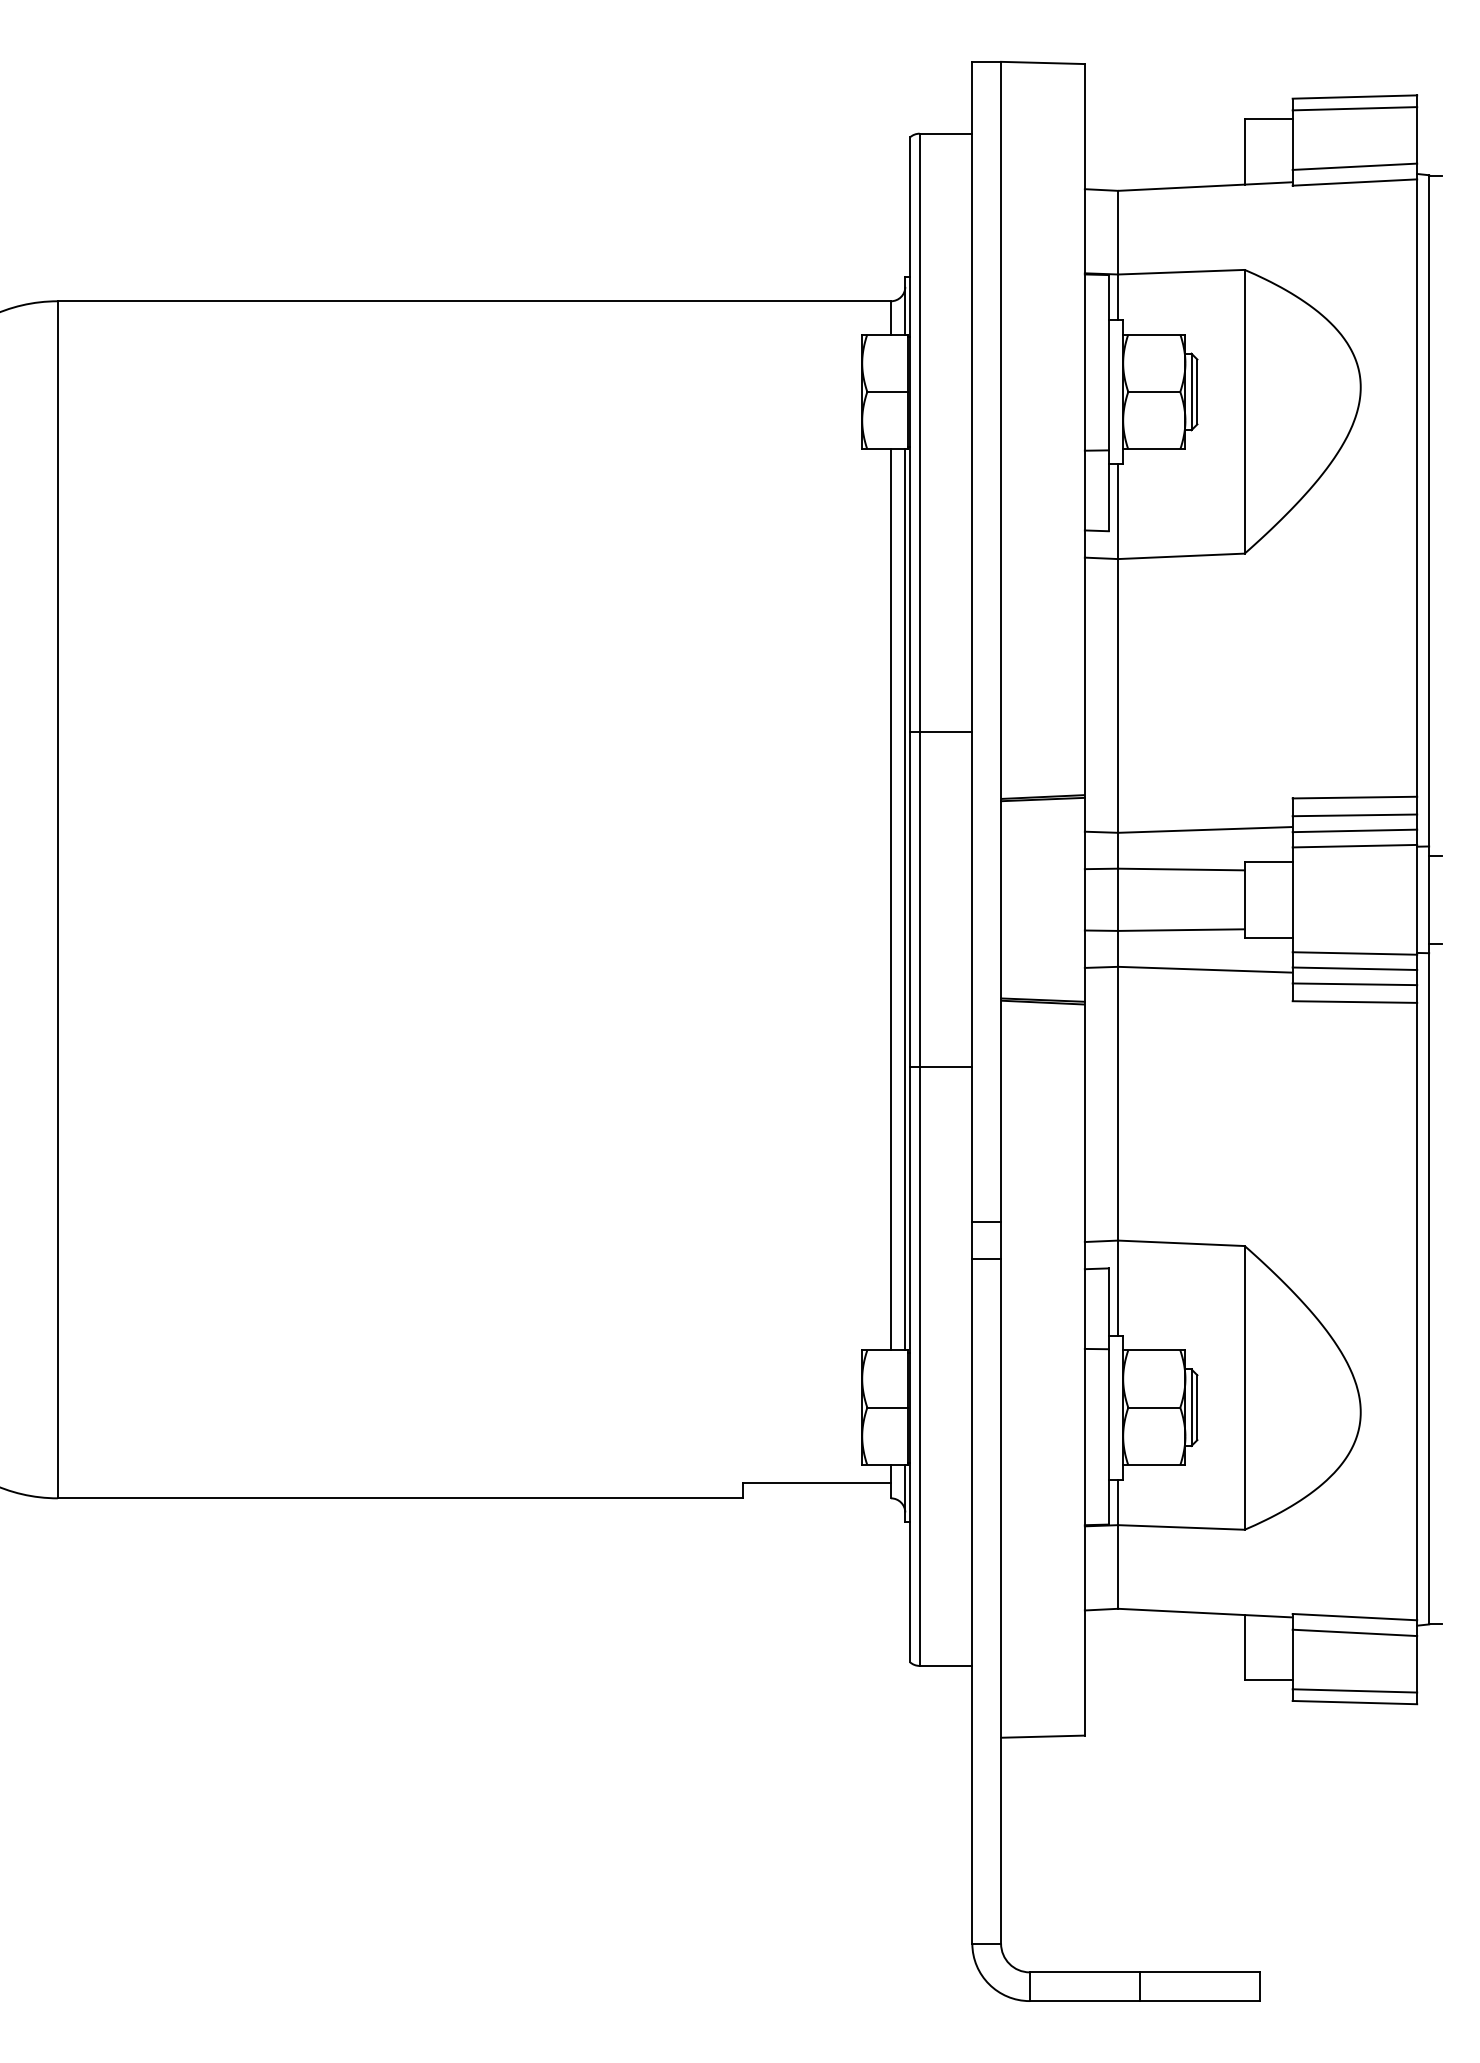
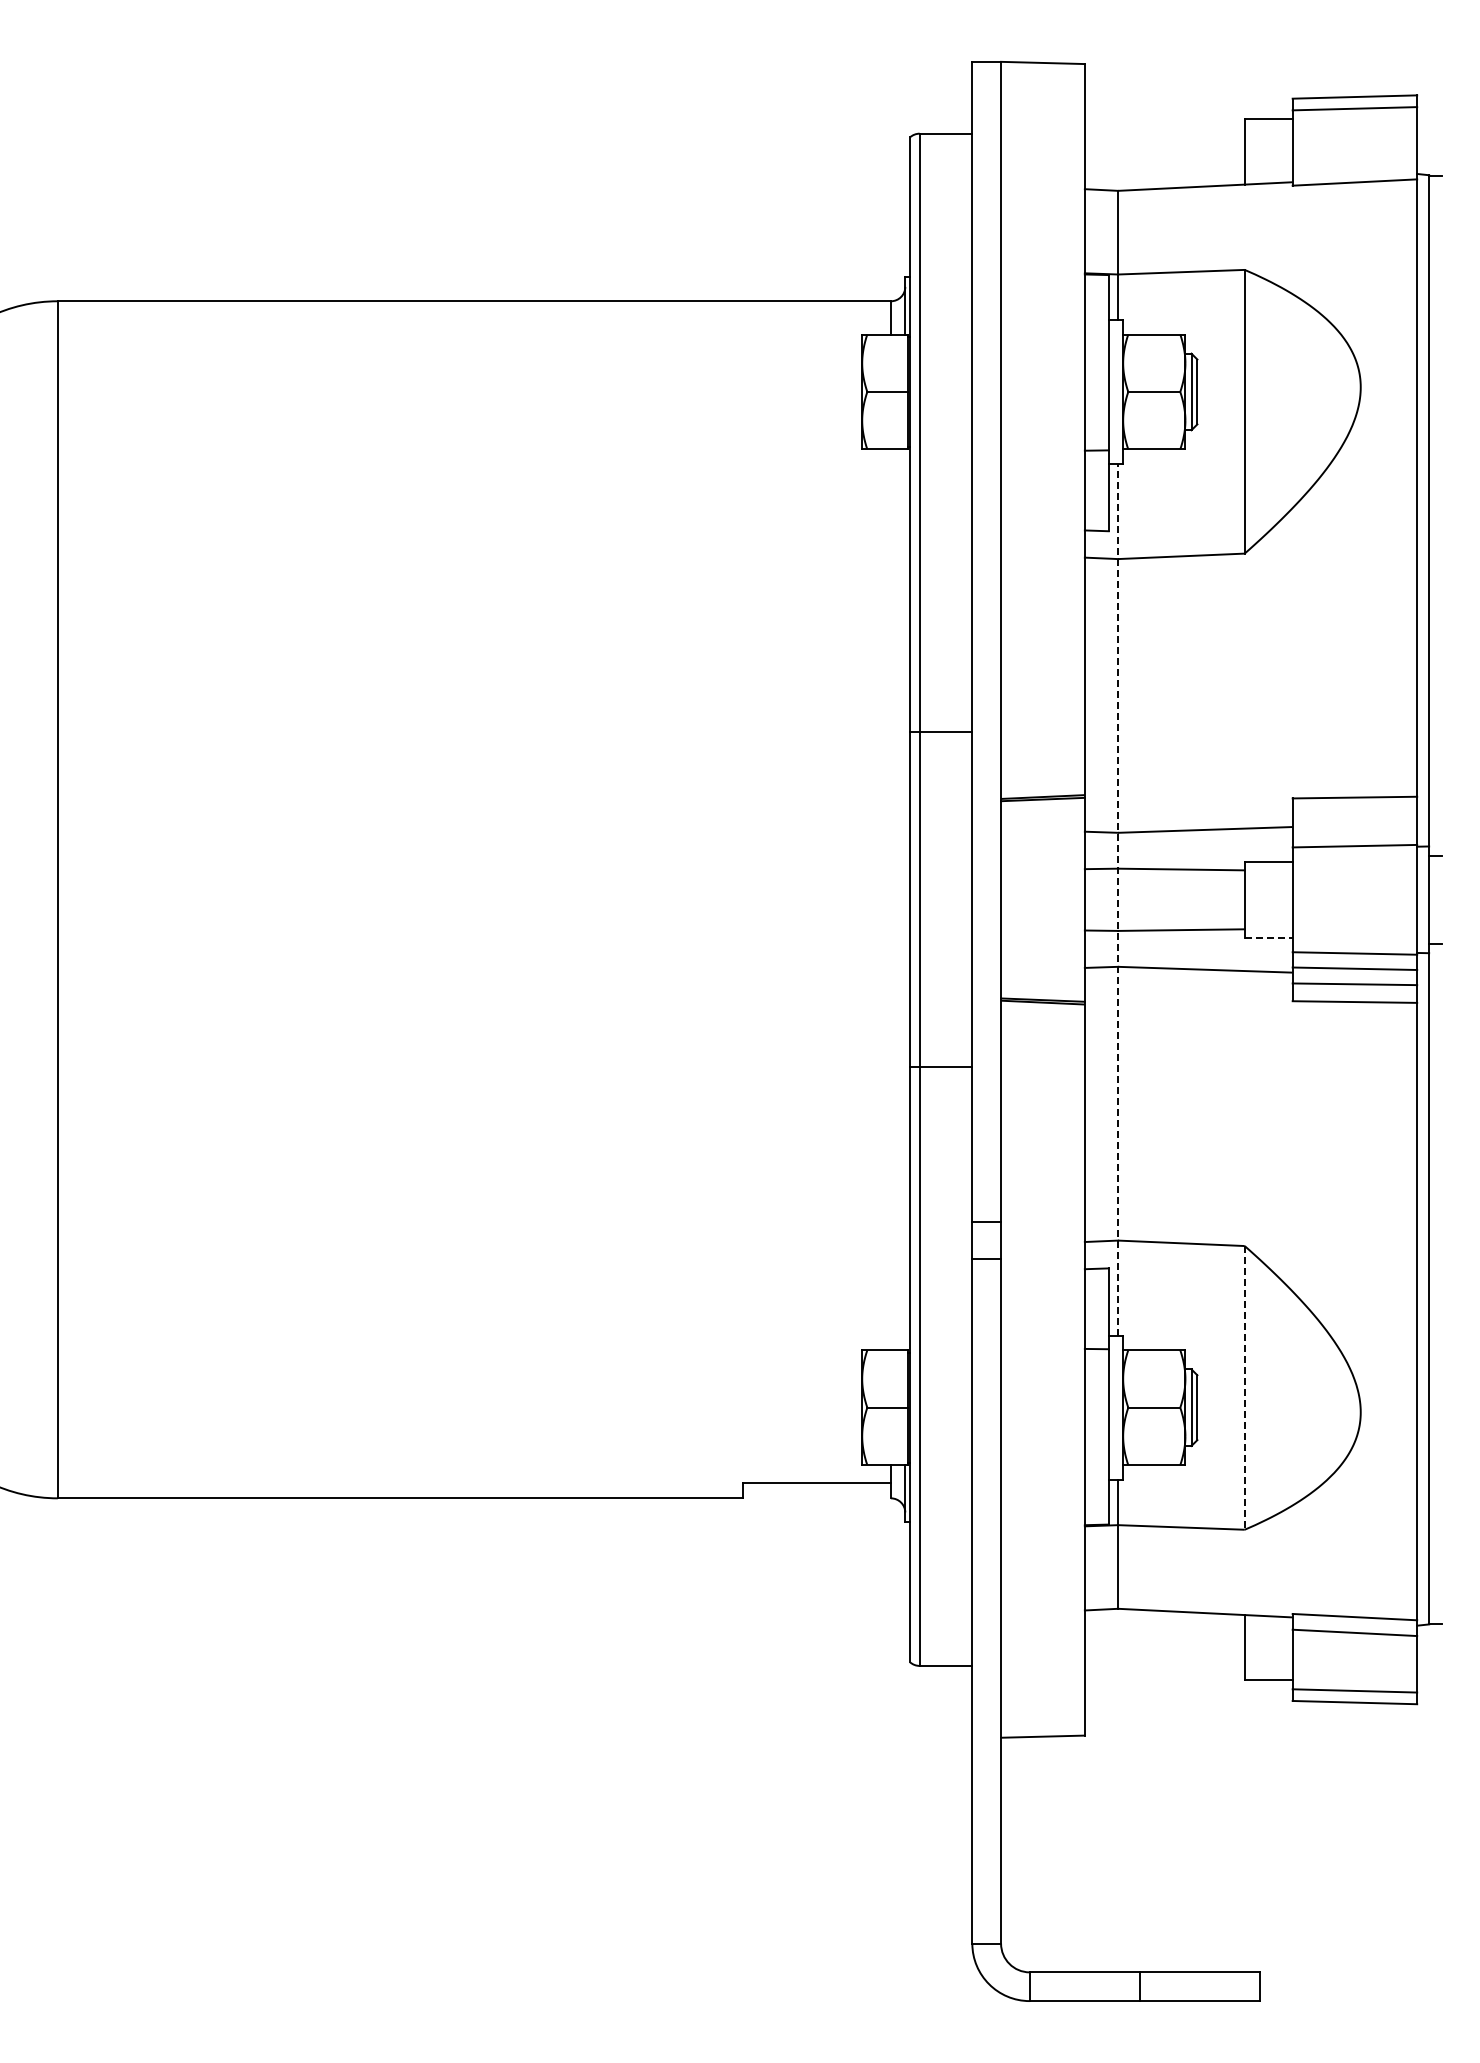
line: present -> none (1354, 166)
line: present -> none (1354, 815)
line: present -> none (1354, 830)
line: present -> none (890, 899)
line: present -> none (905, 899)
line: solid -> dashed (1118, 899)
line: solid -> dashed (1268, 938)
line: solid -> dashed (1244, 1387)
